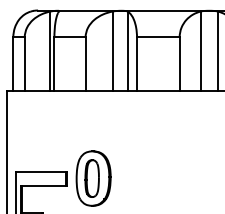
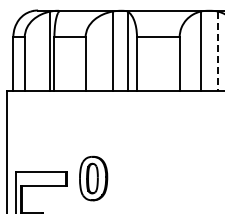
line: solid -> dashed (217, 51)
part size: 37x57 px -> 30x47 px (93, 178)
